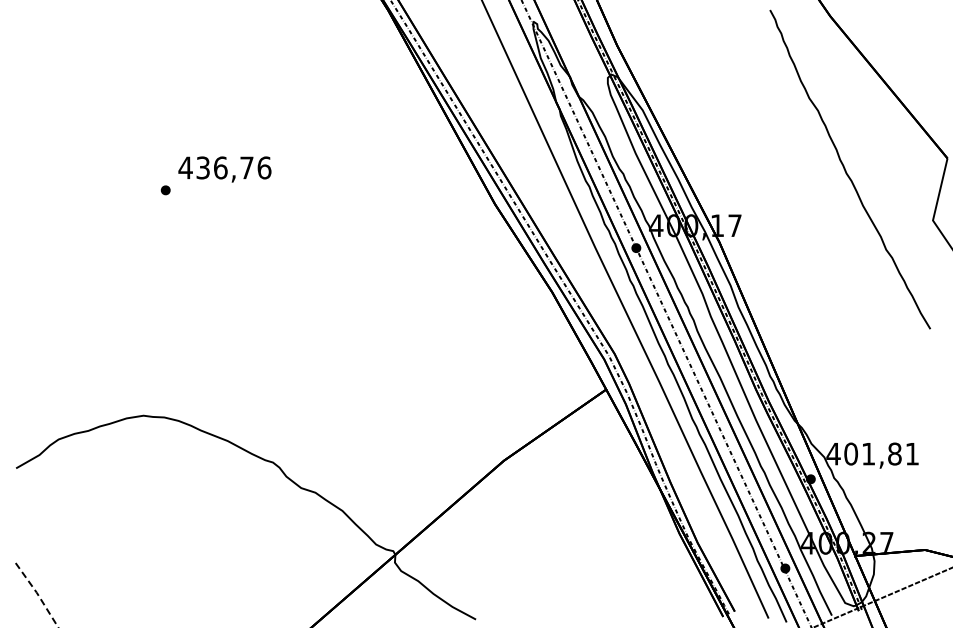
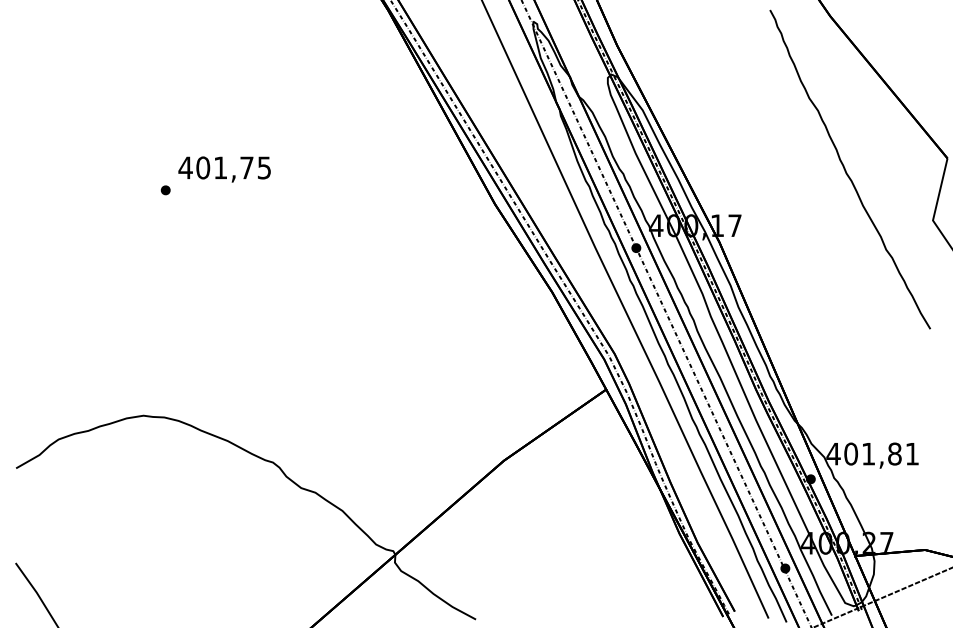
text: 436,76 -> 401,75 (233, 167)
line: dashed -> solid (37, 594)
